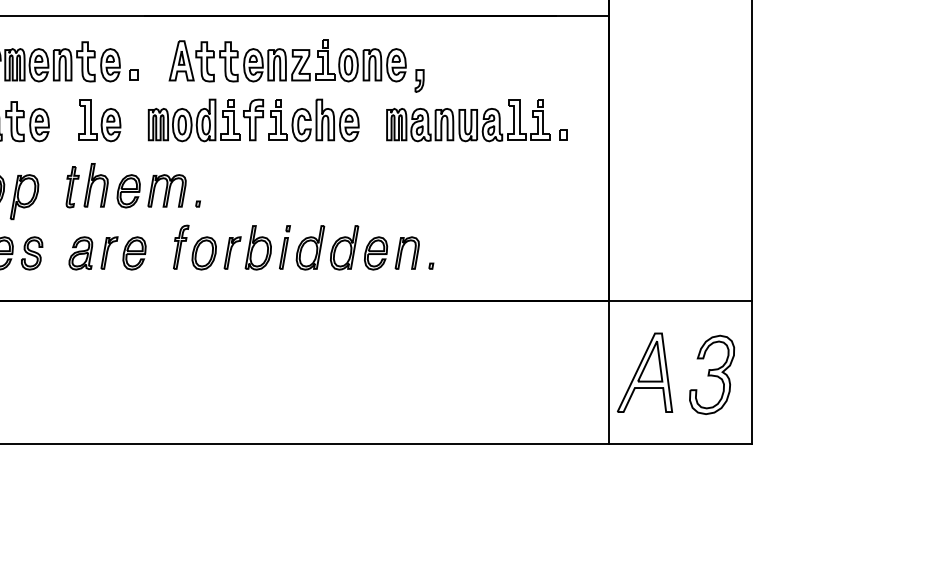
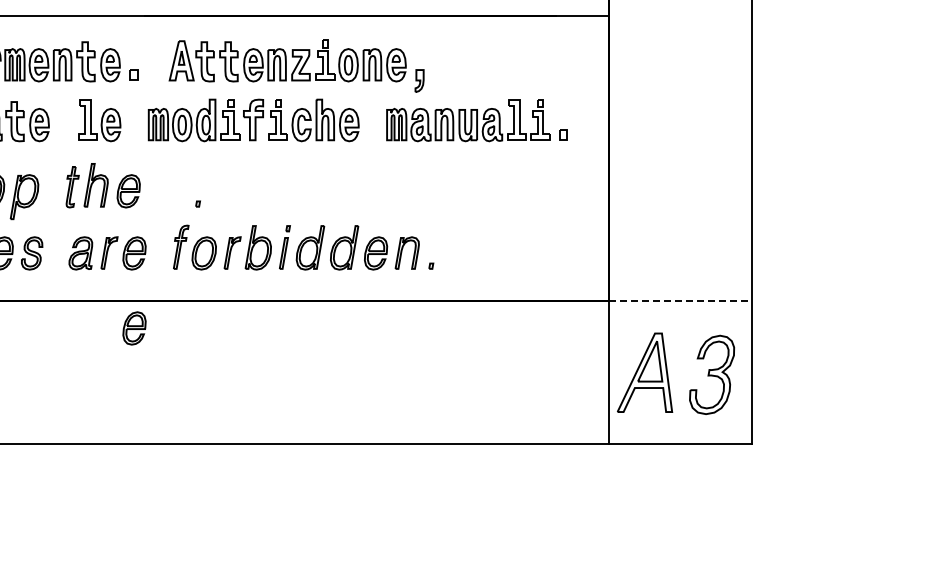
part: present -> none (166, 190)
line: solid -> dashed (681, 301)
part: none -> present (134, 328)
